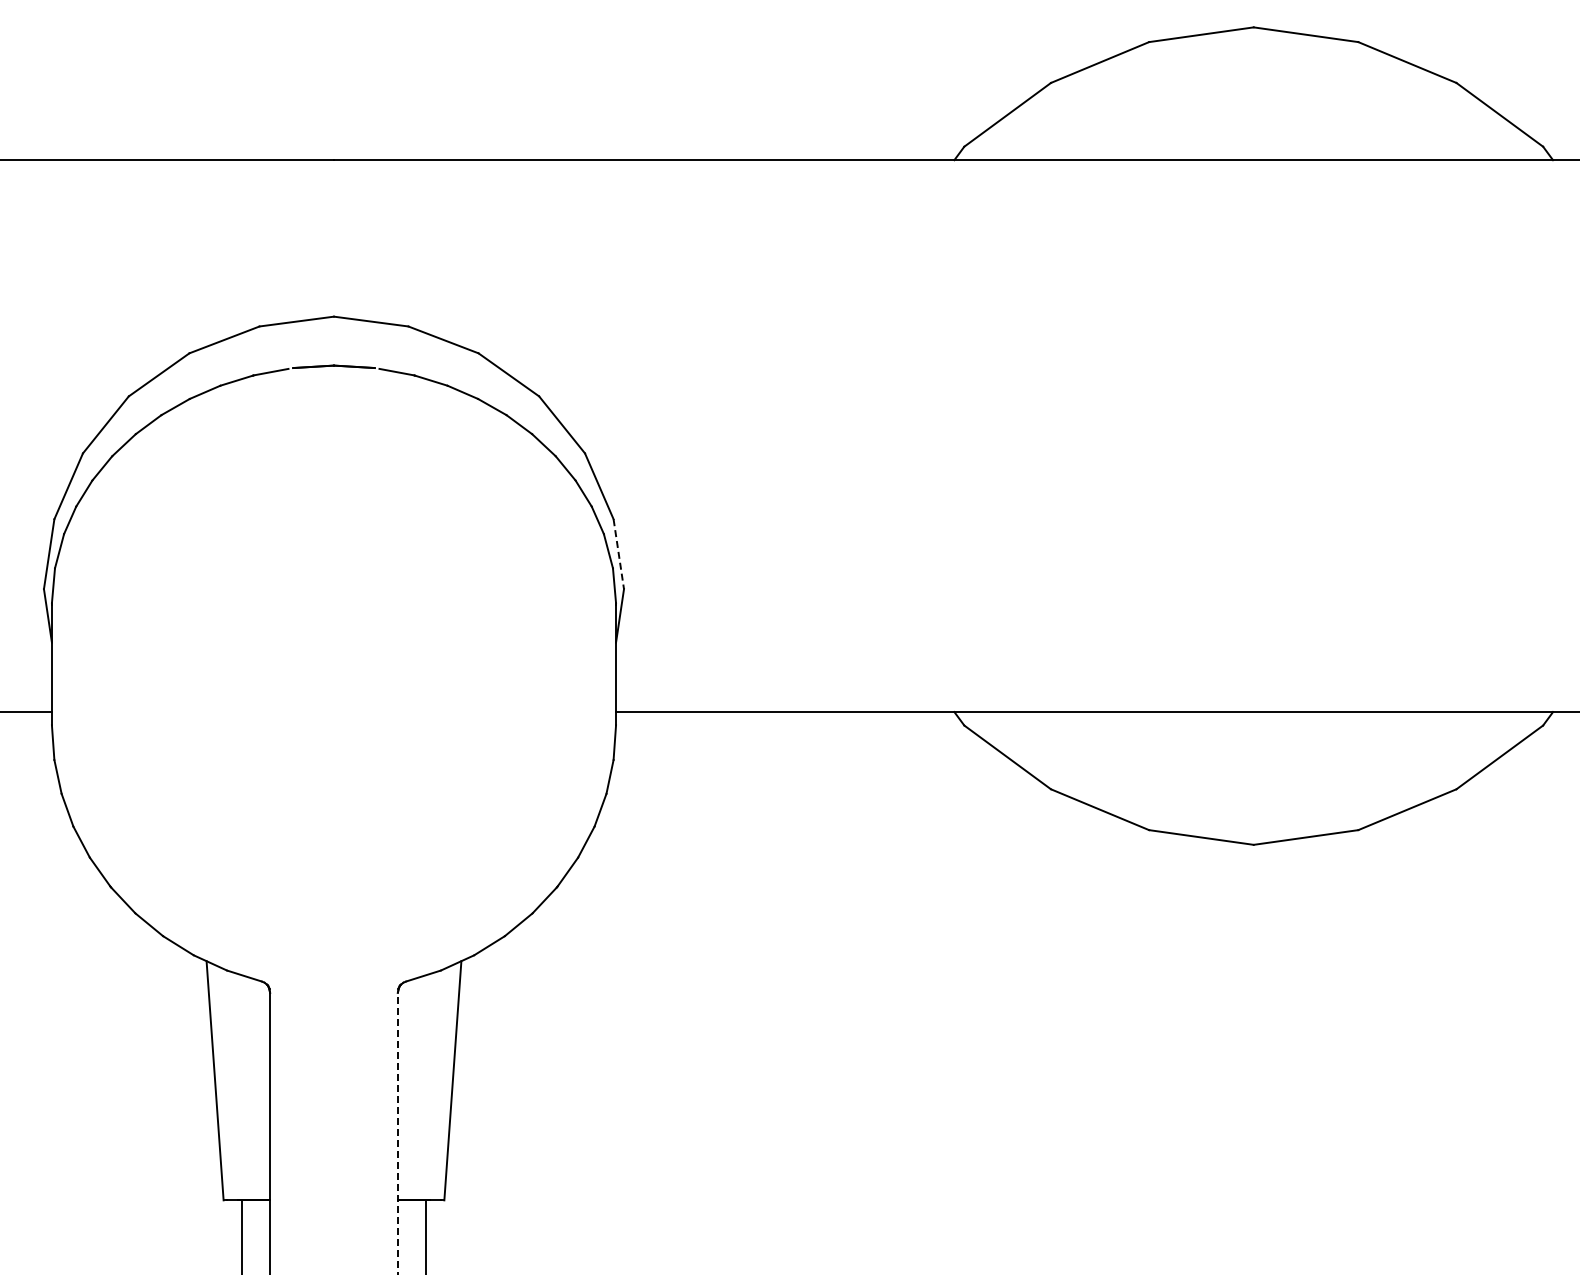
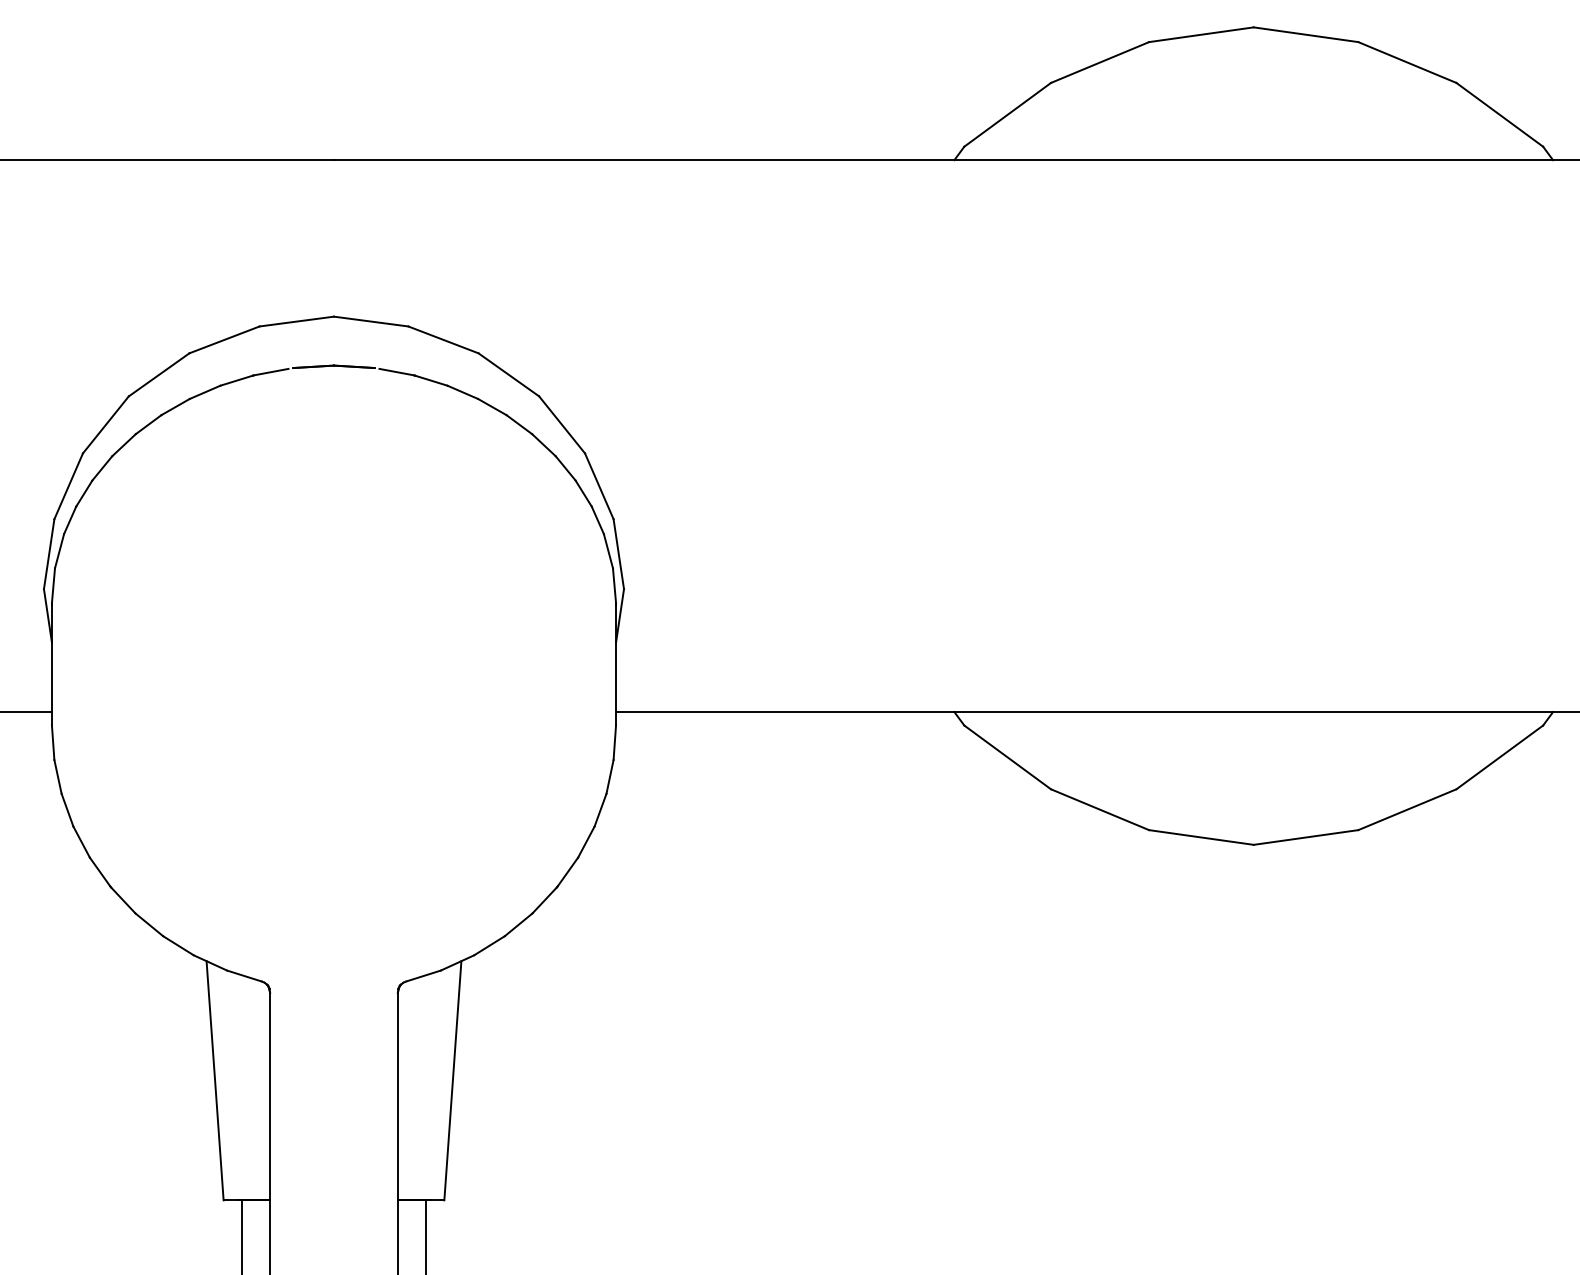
line: dashed -> solid (618, 554)
line: dashed -> solid (398, 1133)
